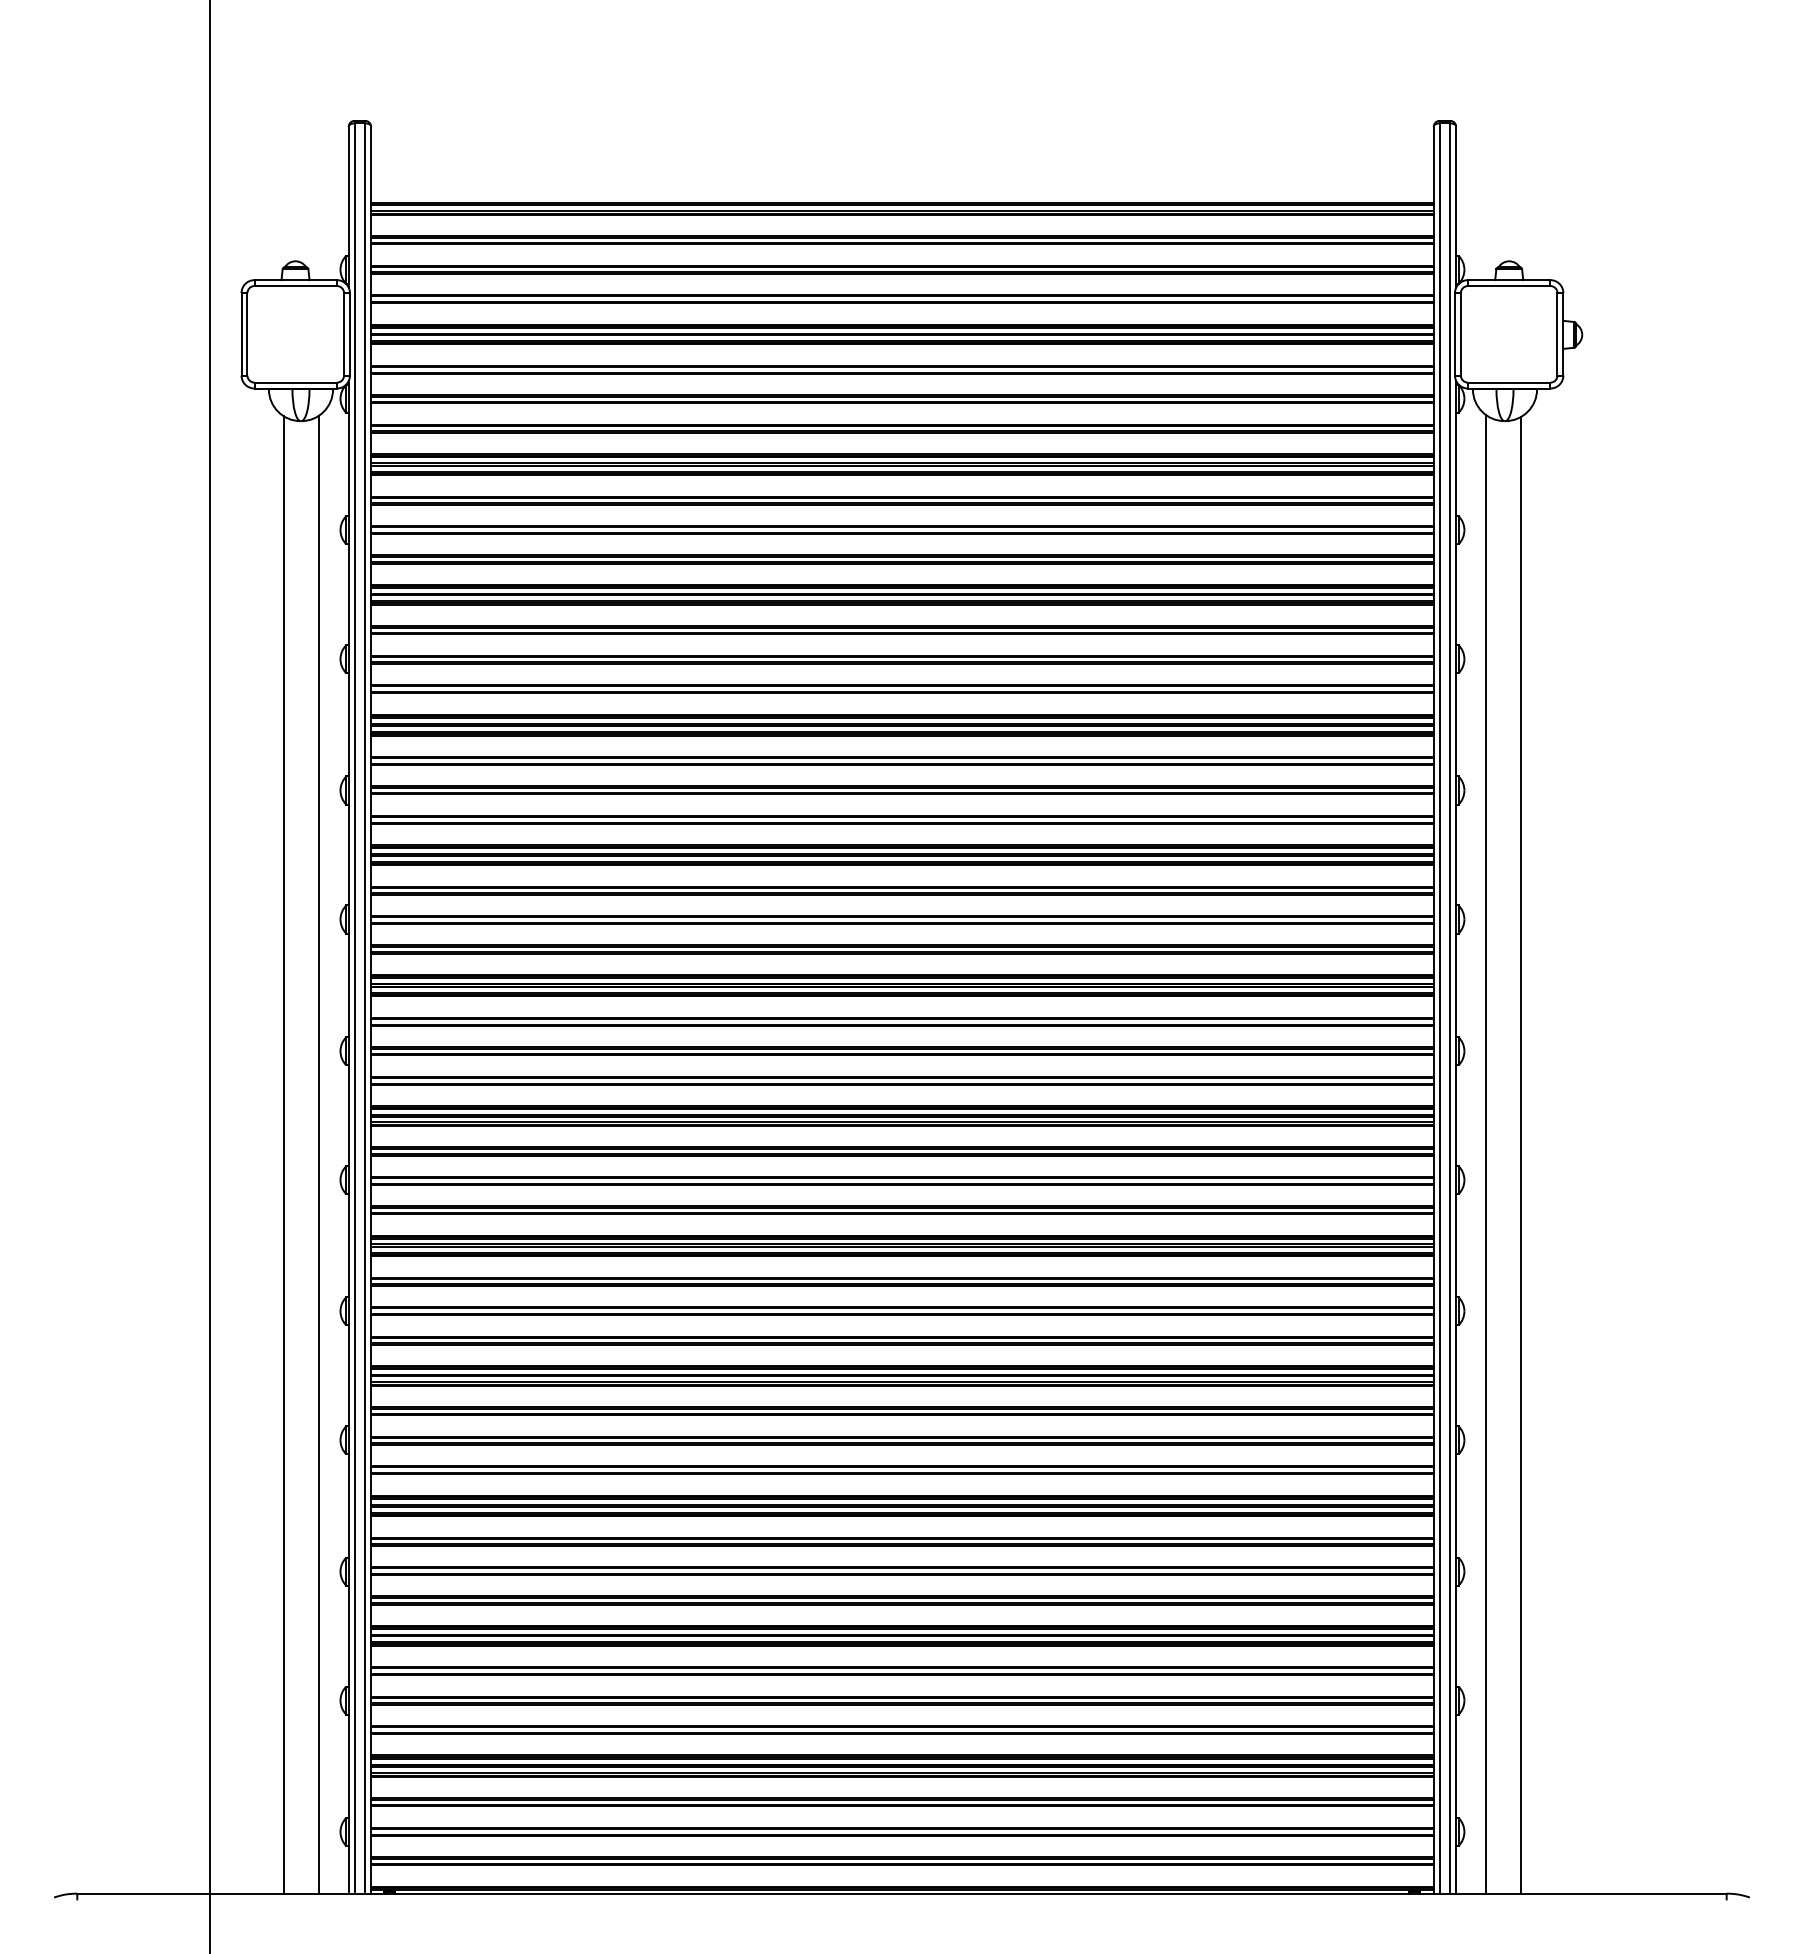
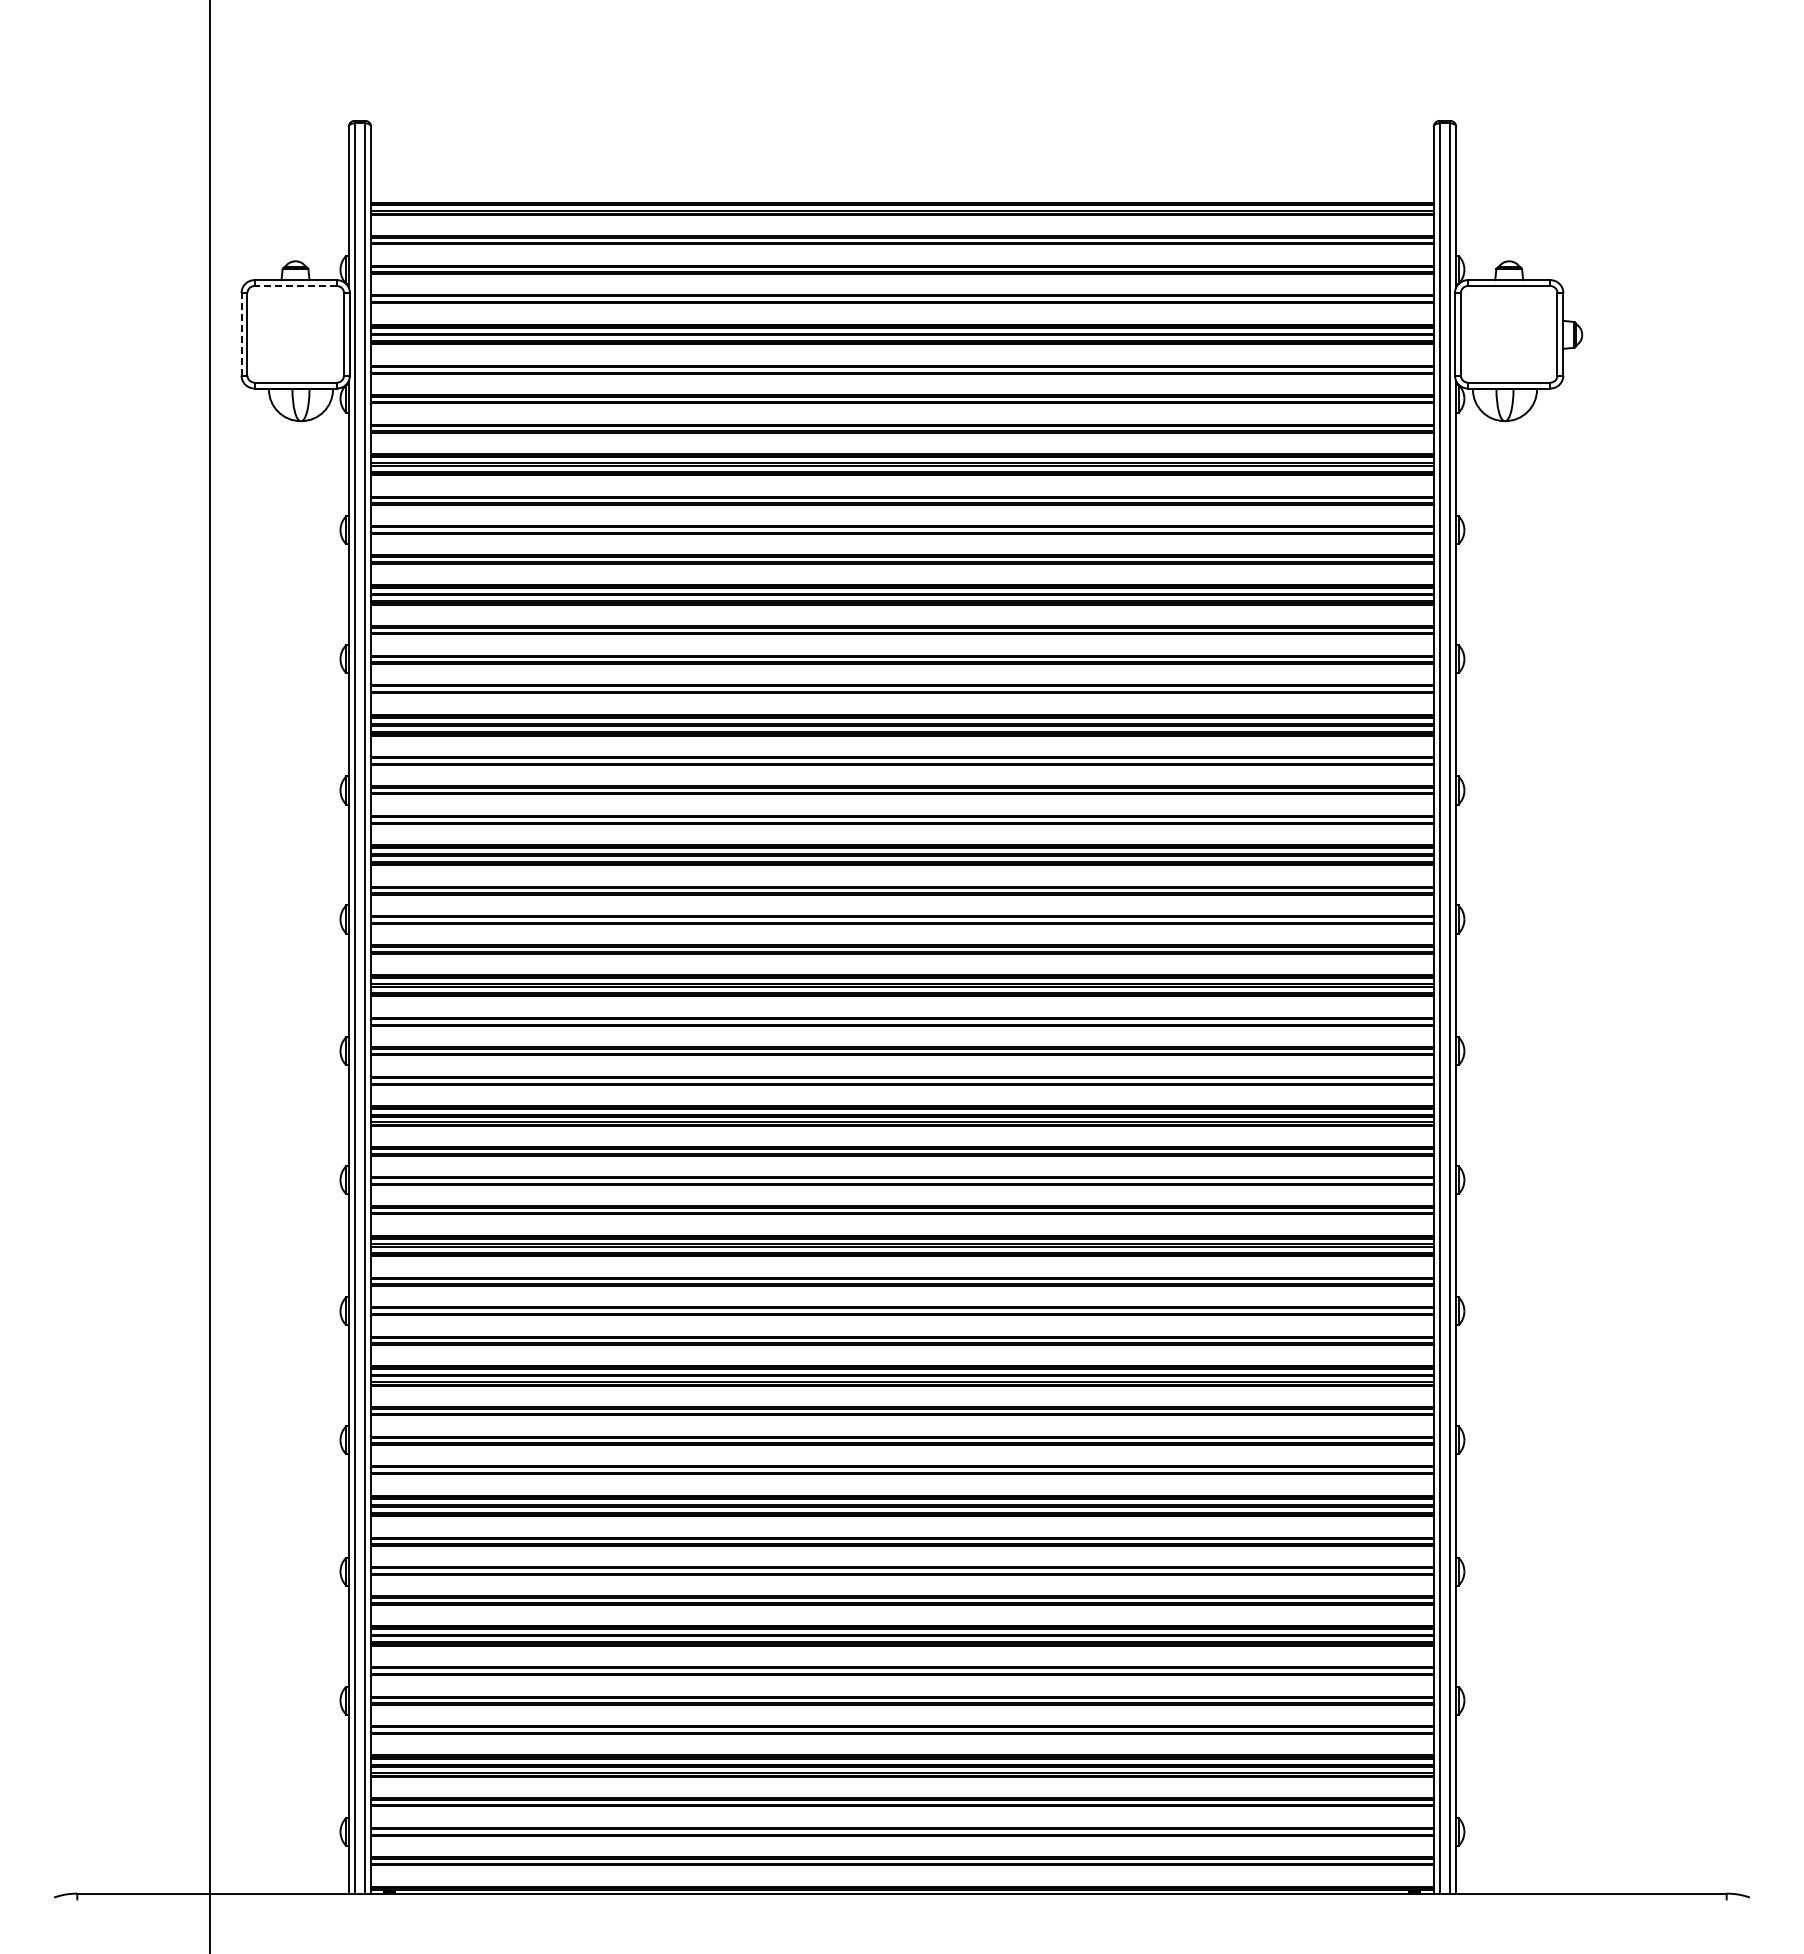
line: solid -> dashed (295, 286)
line: solid -> dashed (241, 333)
line: present -> none (1485, 1153)
line: present -> none (283, 1154)
line: present -> none (319, 1154)
line: present -> none (1520, 1155)
